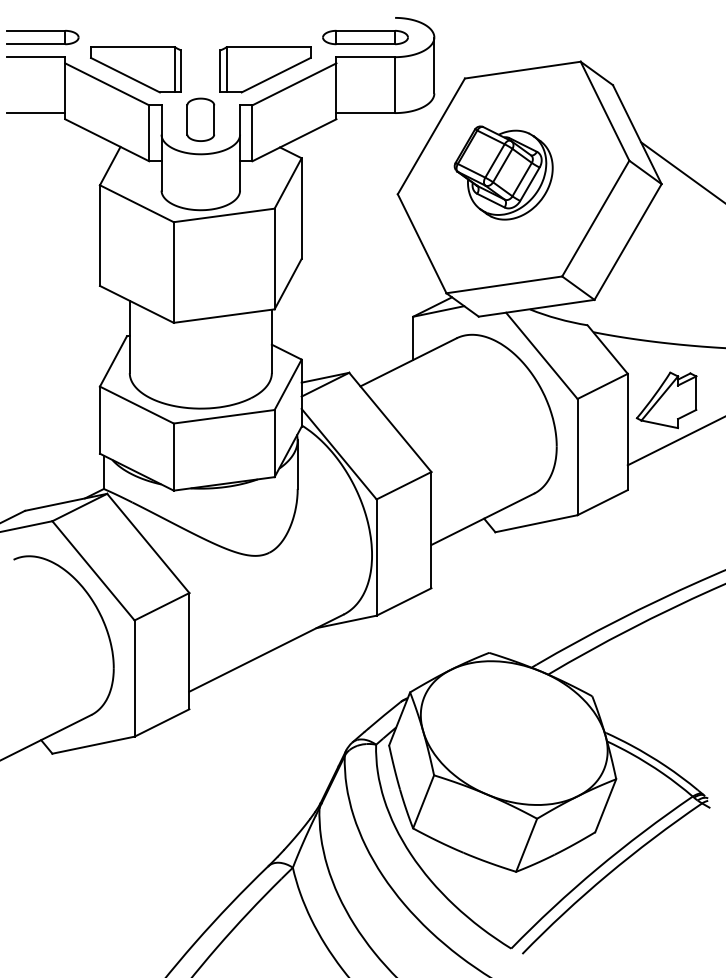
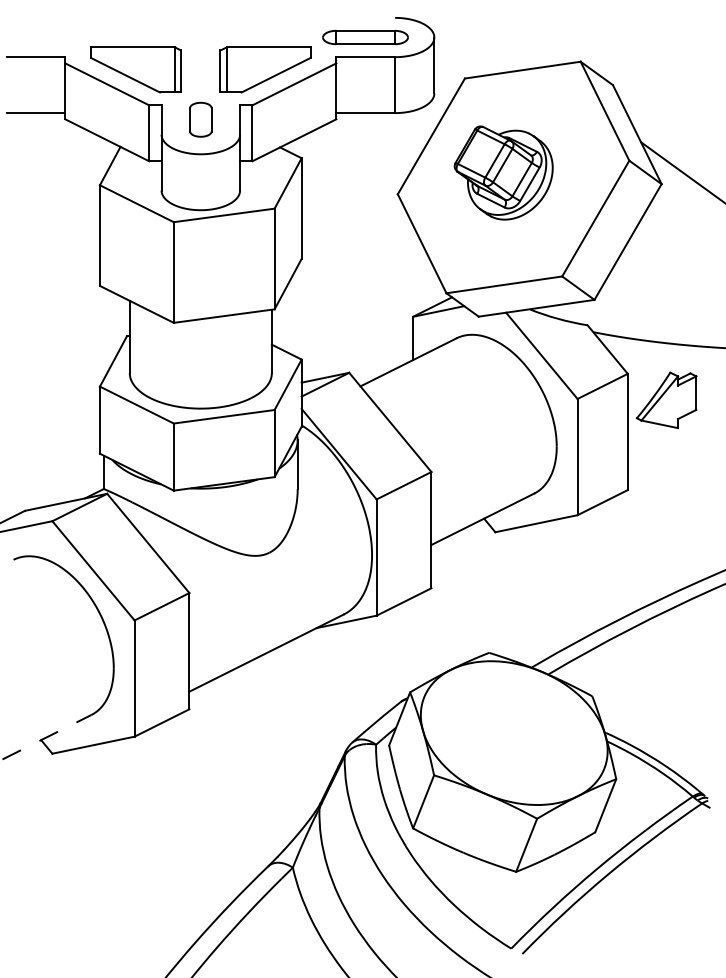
part: present -> none (42, 37)
part size: 30x45 px -> 24x37 px (200, 119)
line: present -> none (674, 441)
line: solid -> dashed (45, 737)
